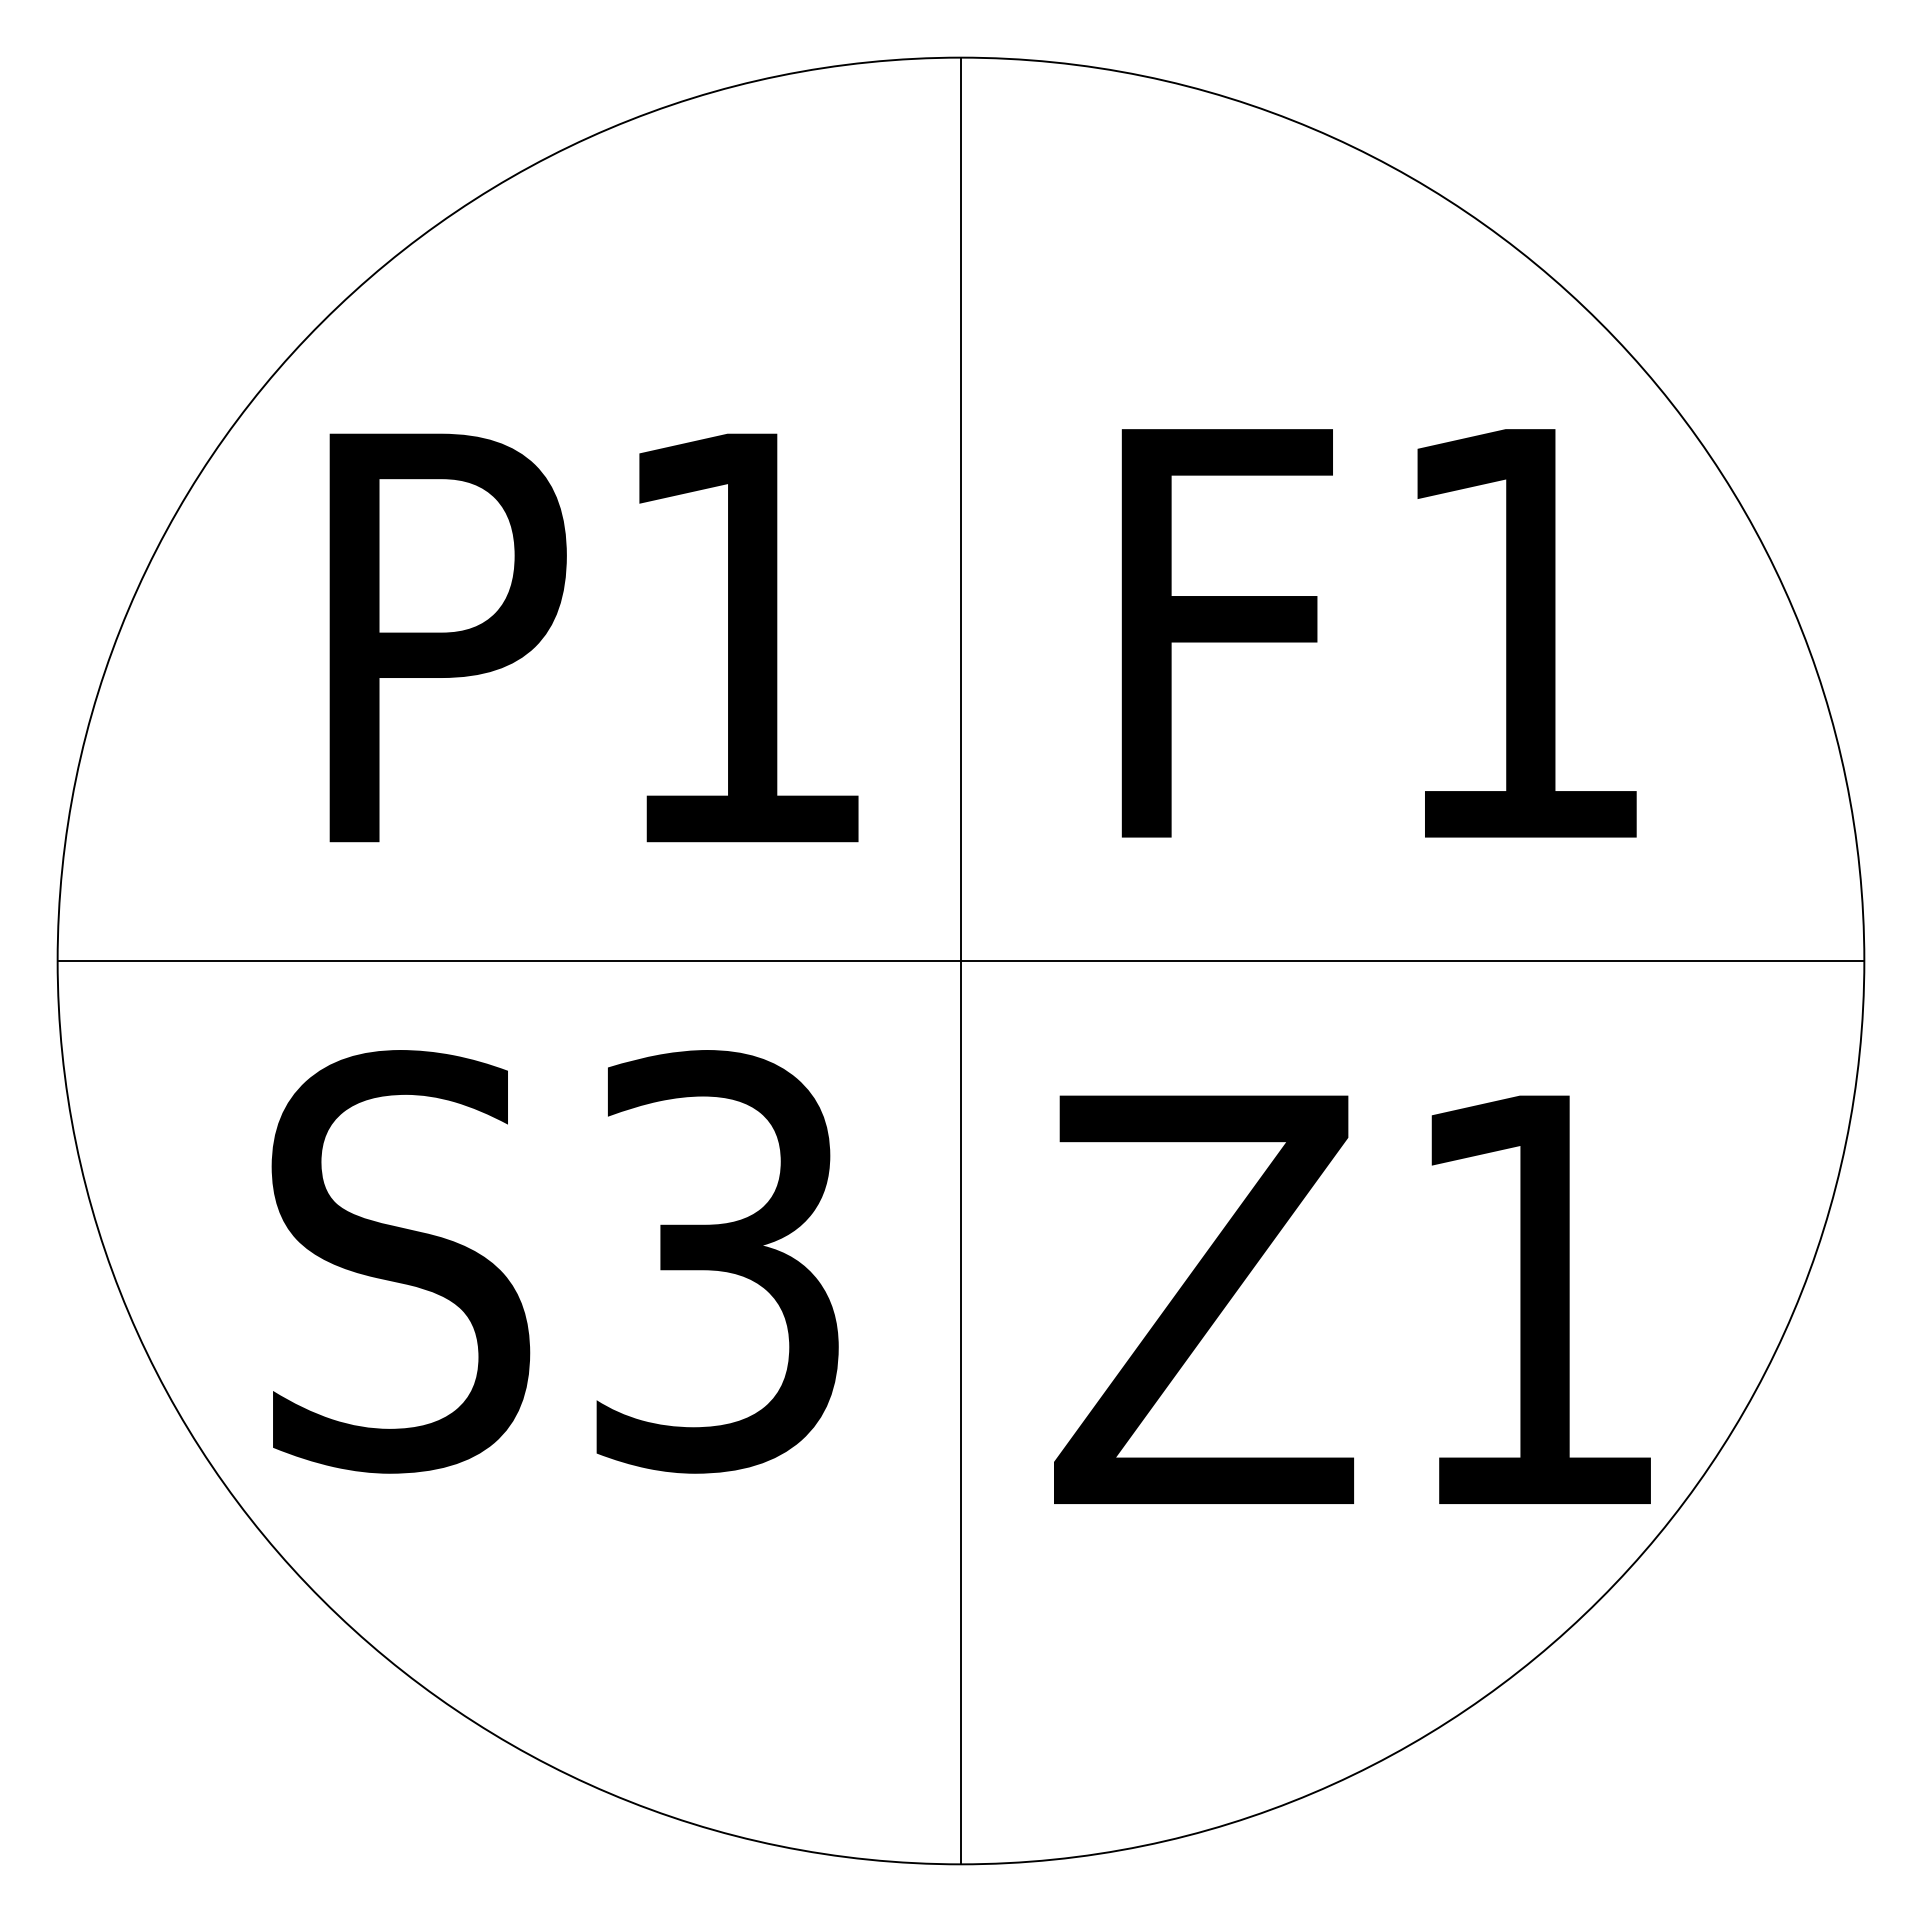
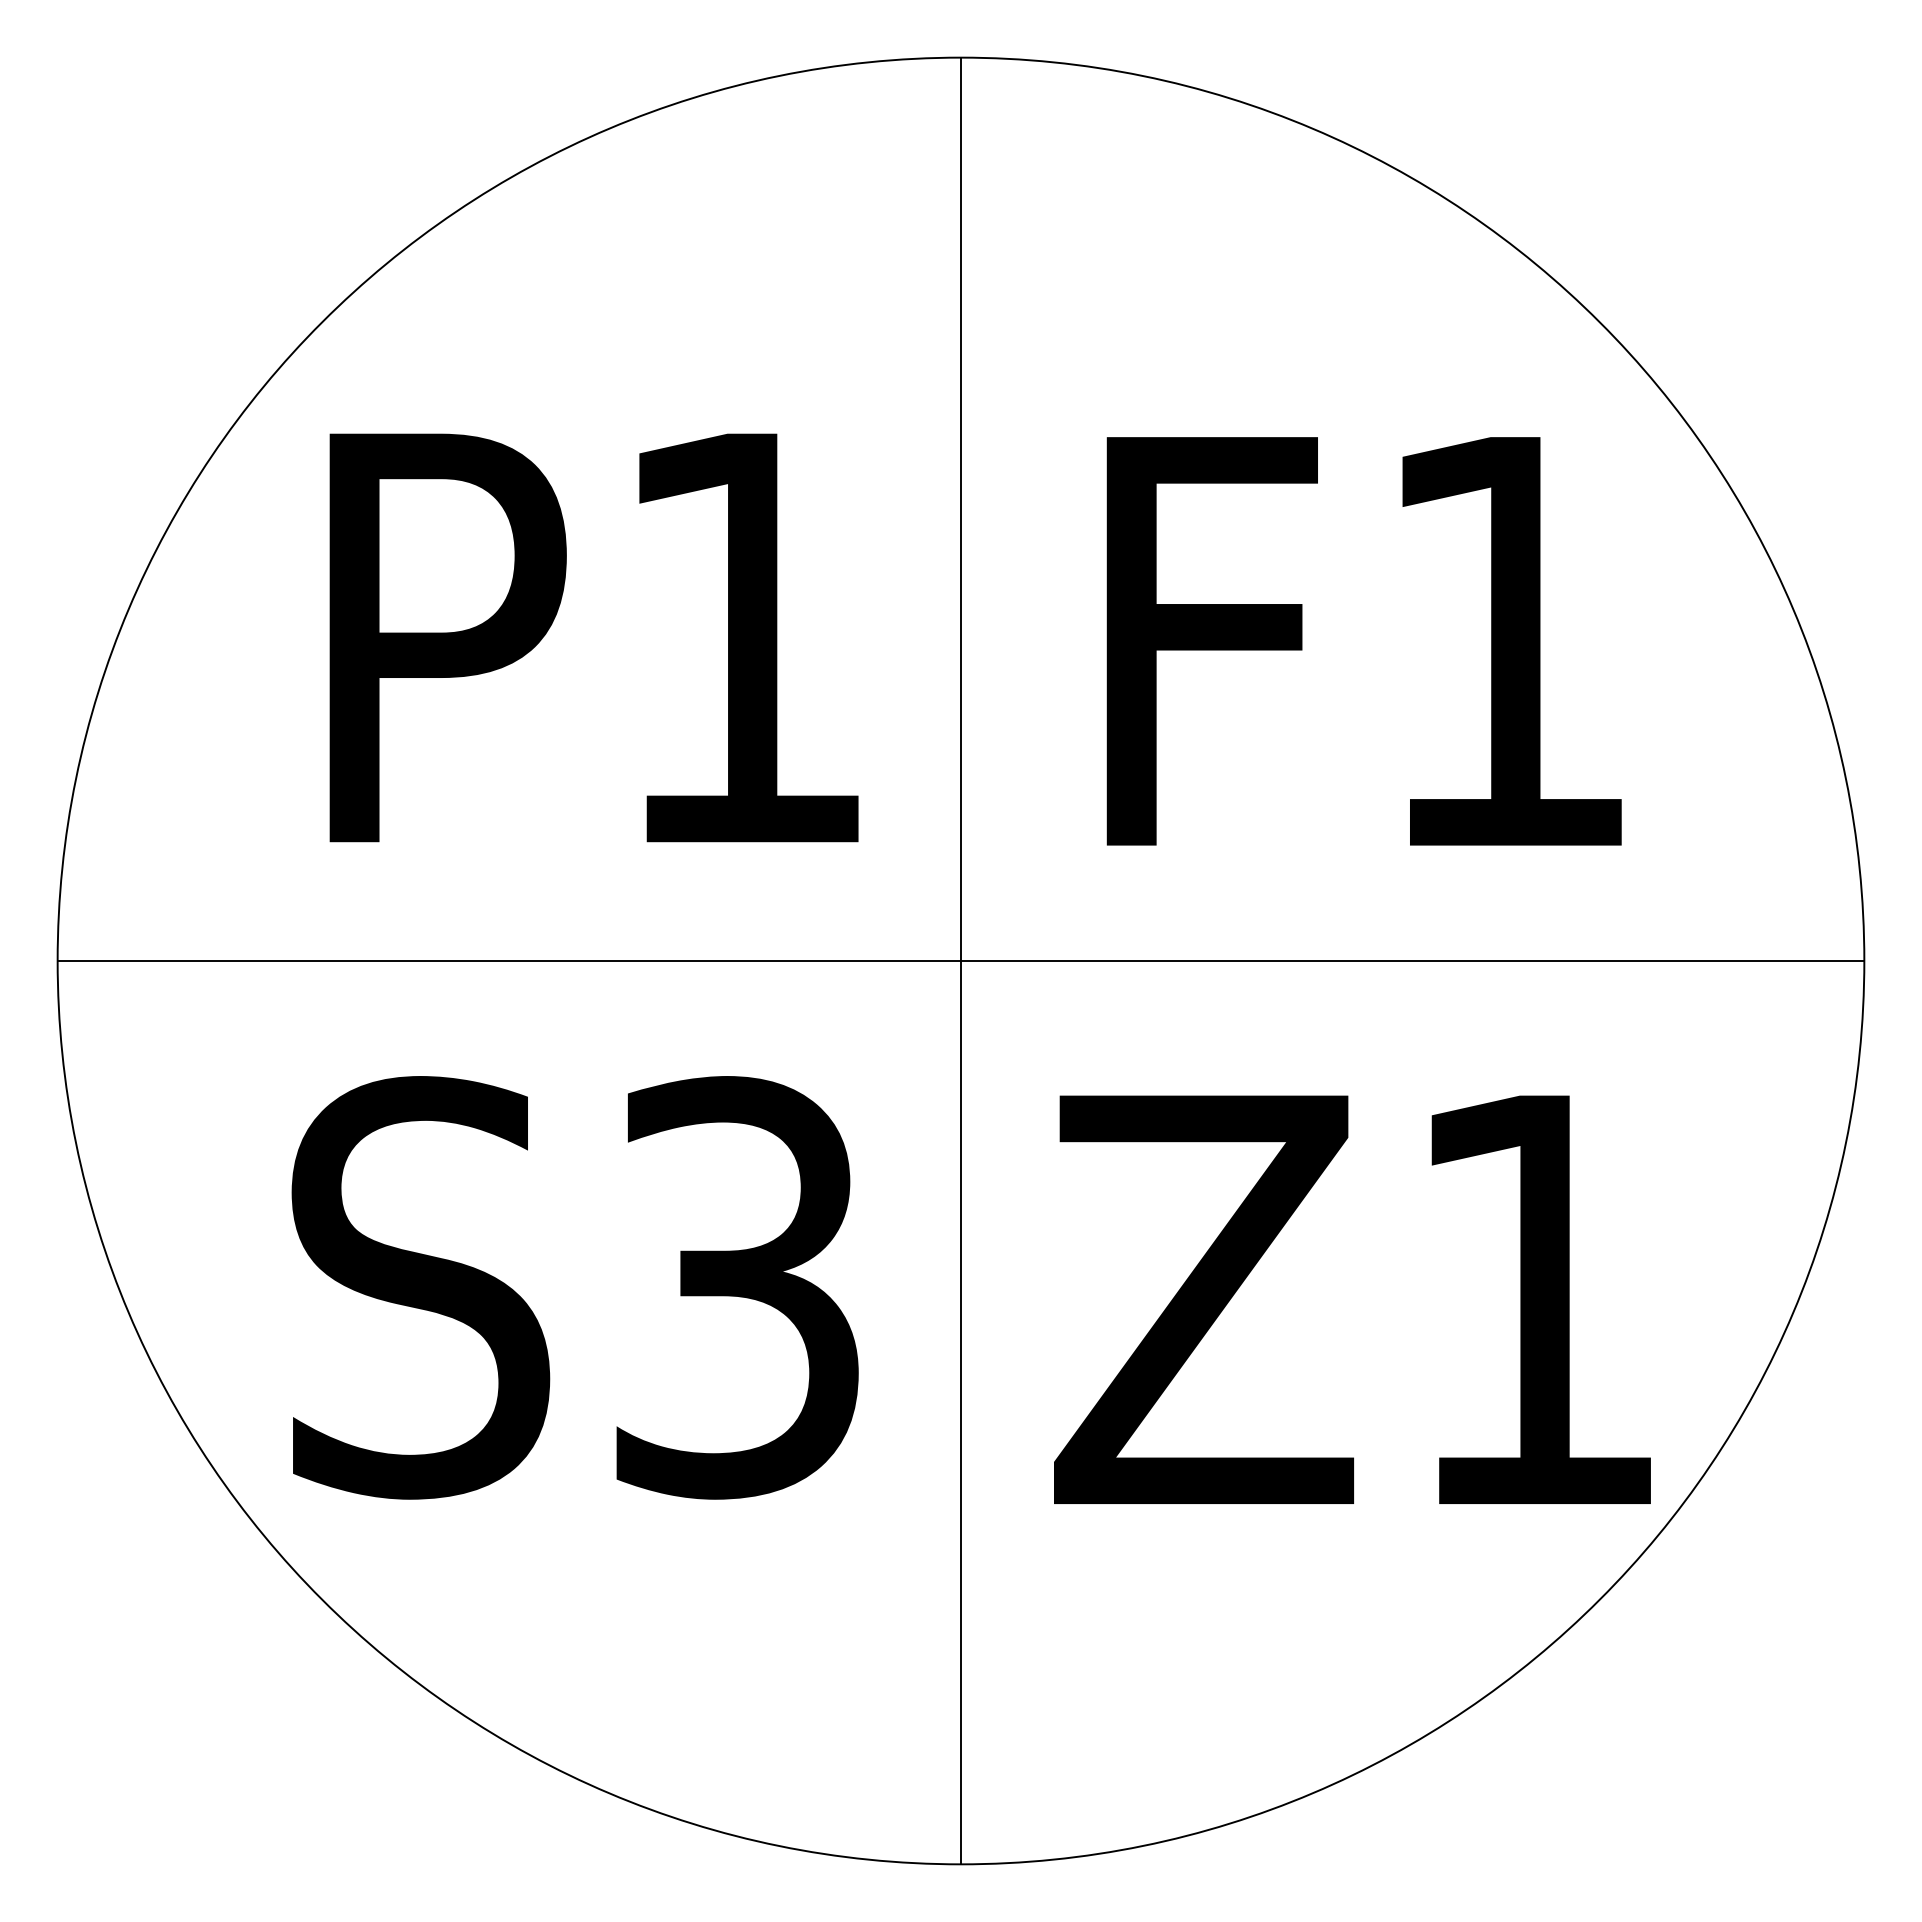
text position: (1378, 633) -> (1363, 641) (1363, 641)
text position: (554, 1261) -> (574, 1287) (574, 1287)
